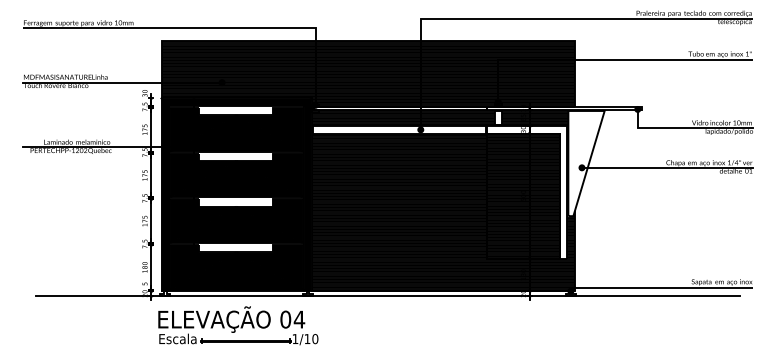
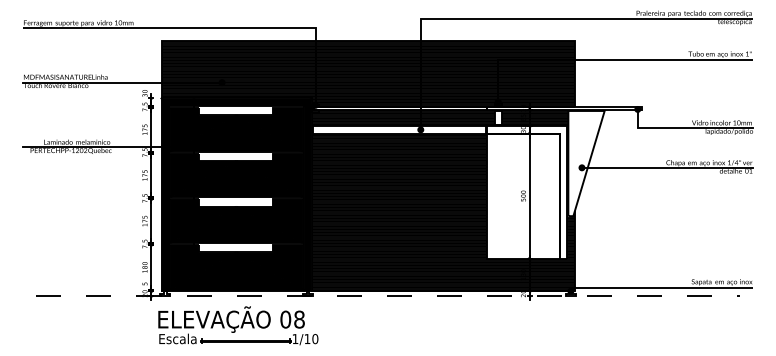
hatch: present -> none (523, 196)
line: solid -> dashed (388, 296)
text: 04 -> 08 (299, 319)
